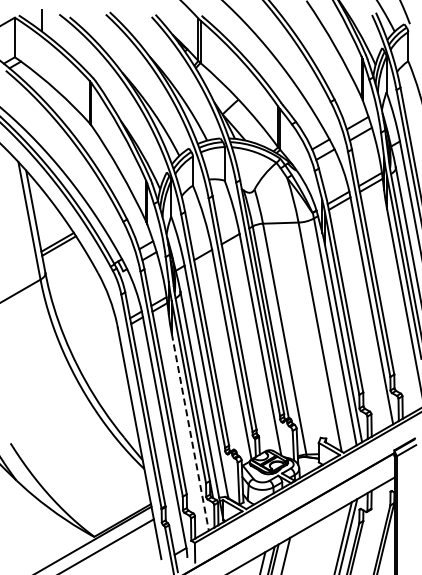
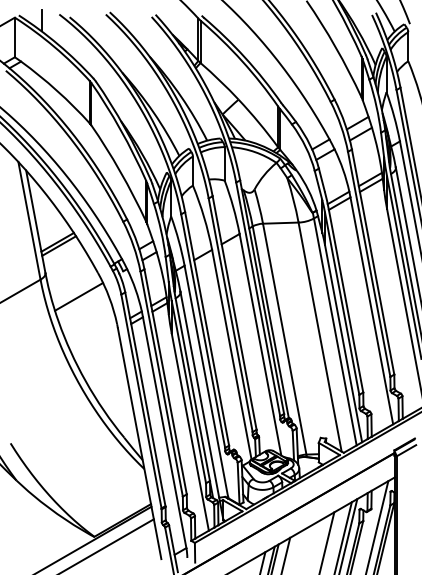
line: none -> present (79, 296)
line: dashed -> solid (190, 432)
line: none -> present (377, 526)
line: none -> present (327, 541)
